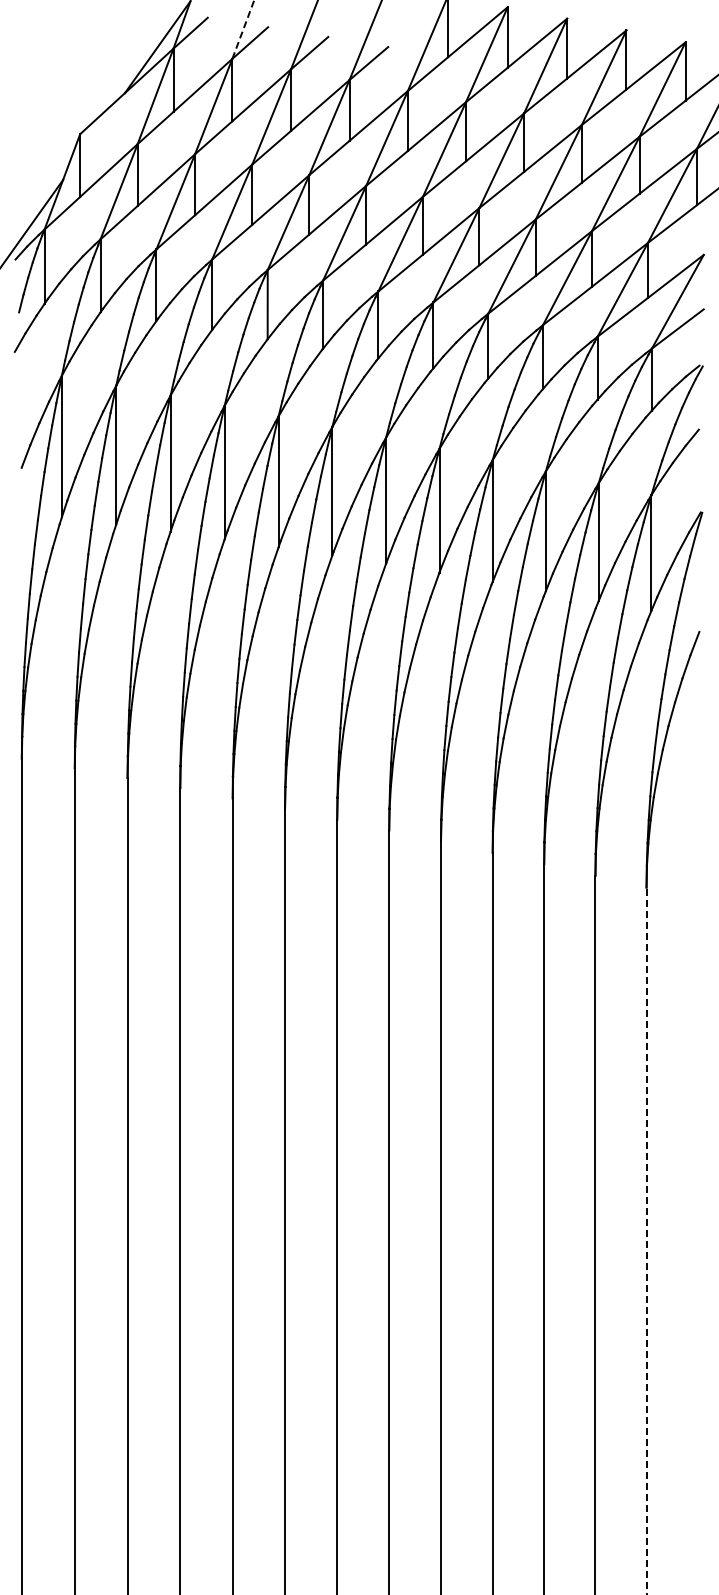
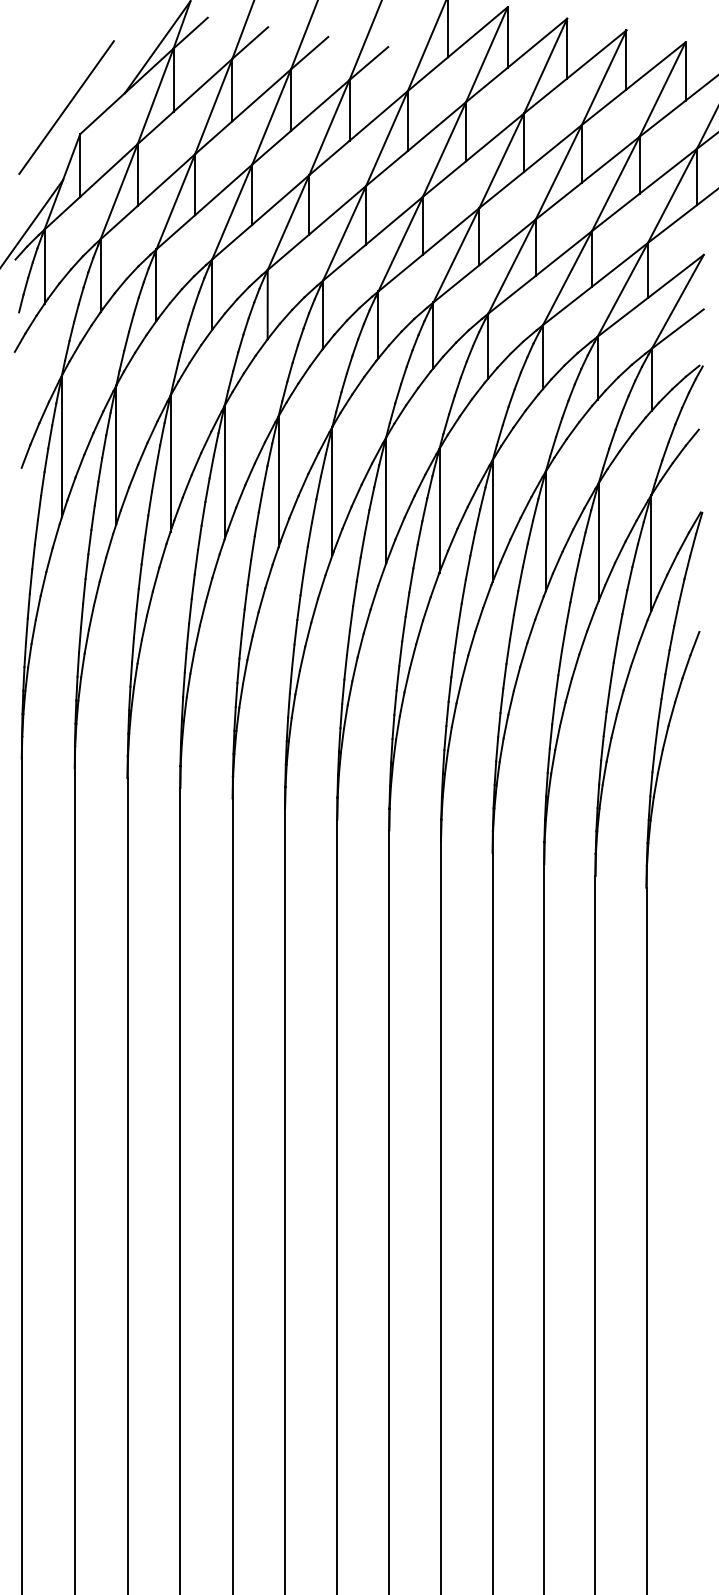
line: dashed -> solid (243, 29)
line: none -> present (66, 107)
line: dashed -> solid (646, 1240)
